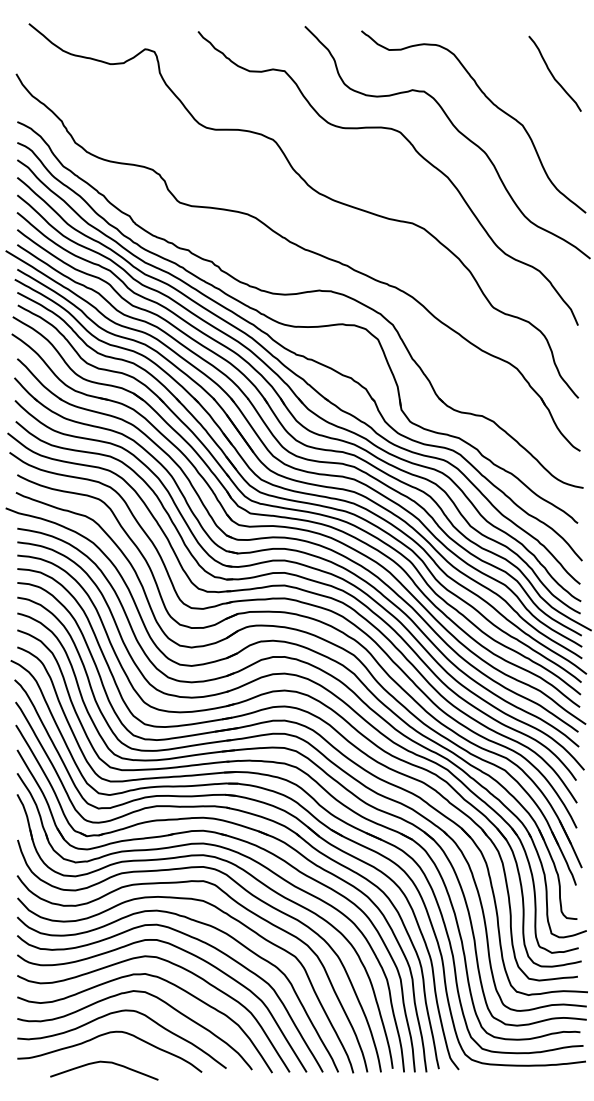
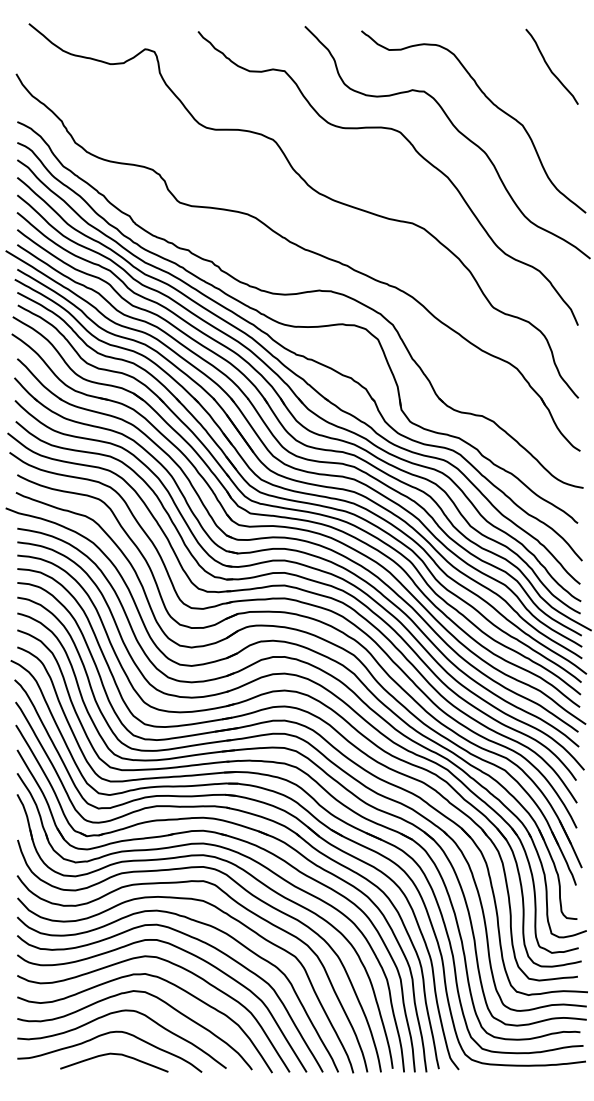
curve position: (552, 73) -> (549, 66) (549, 66)
curve position: (106, 1063) -> (116, 1055) (116, 1055)
